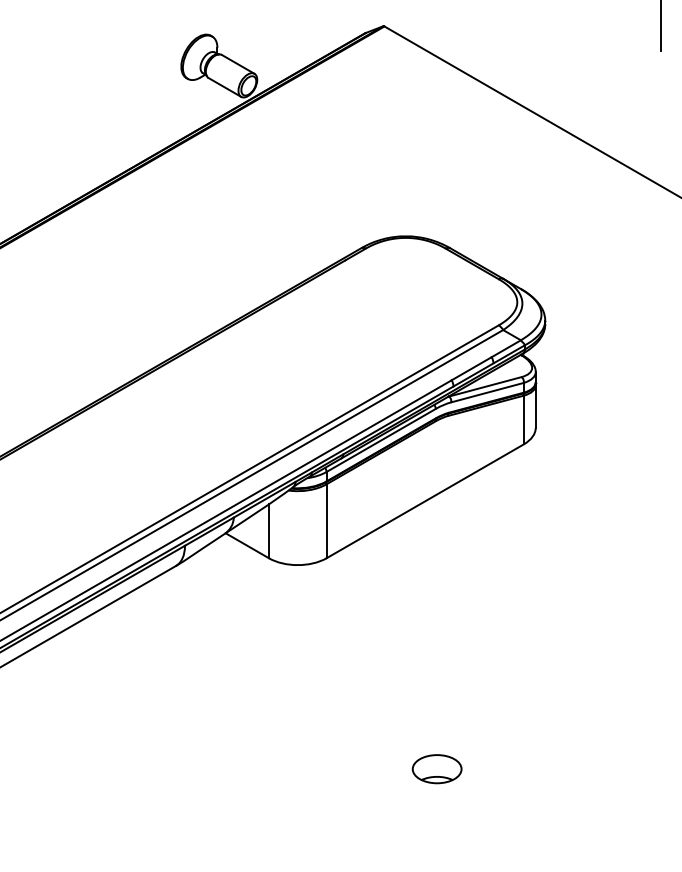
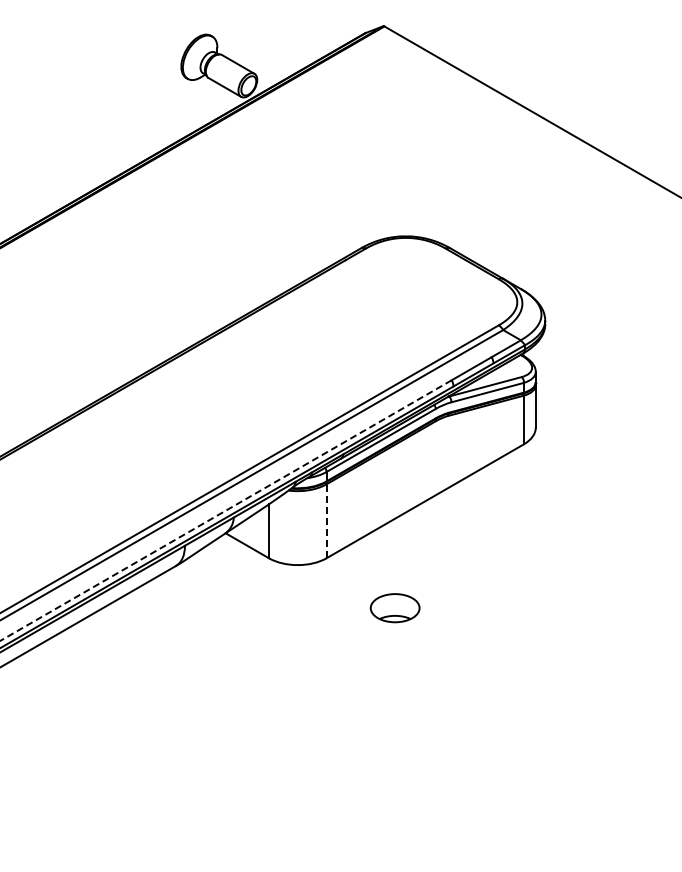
line: present -> none (661, 26)
line: solid -> dashed (225, 510)
line: solid -> dashed (326, 521)
part position: (436, 769) -> (394, 608) (394, 608)
